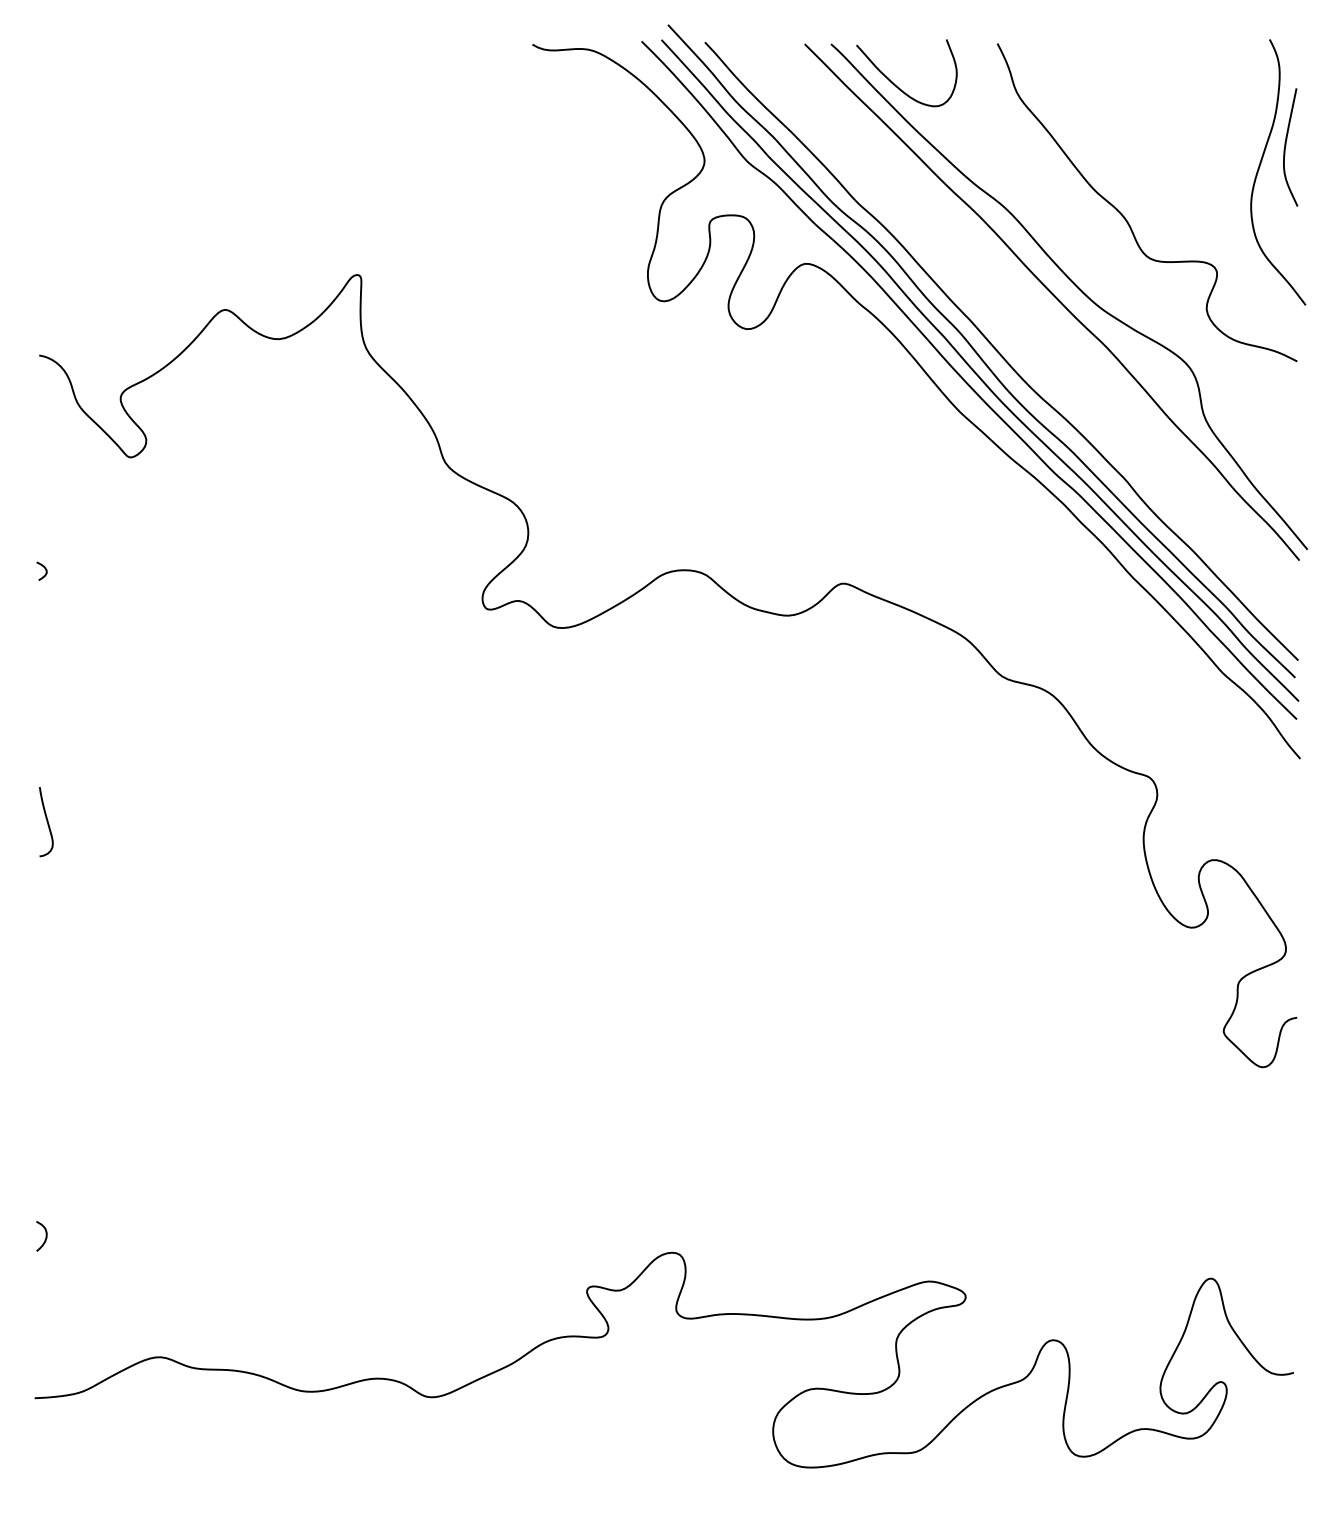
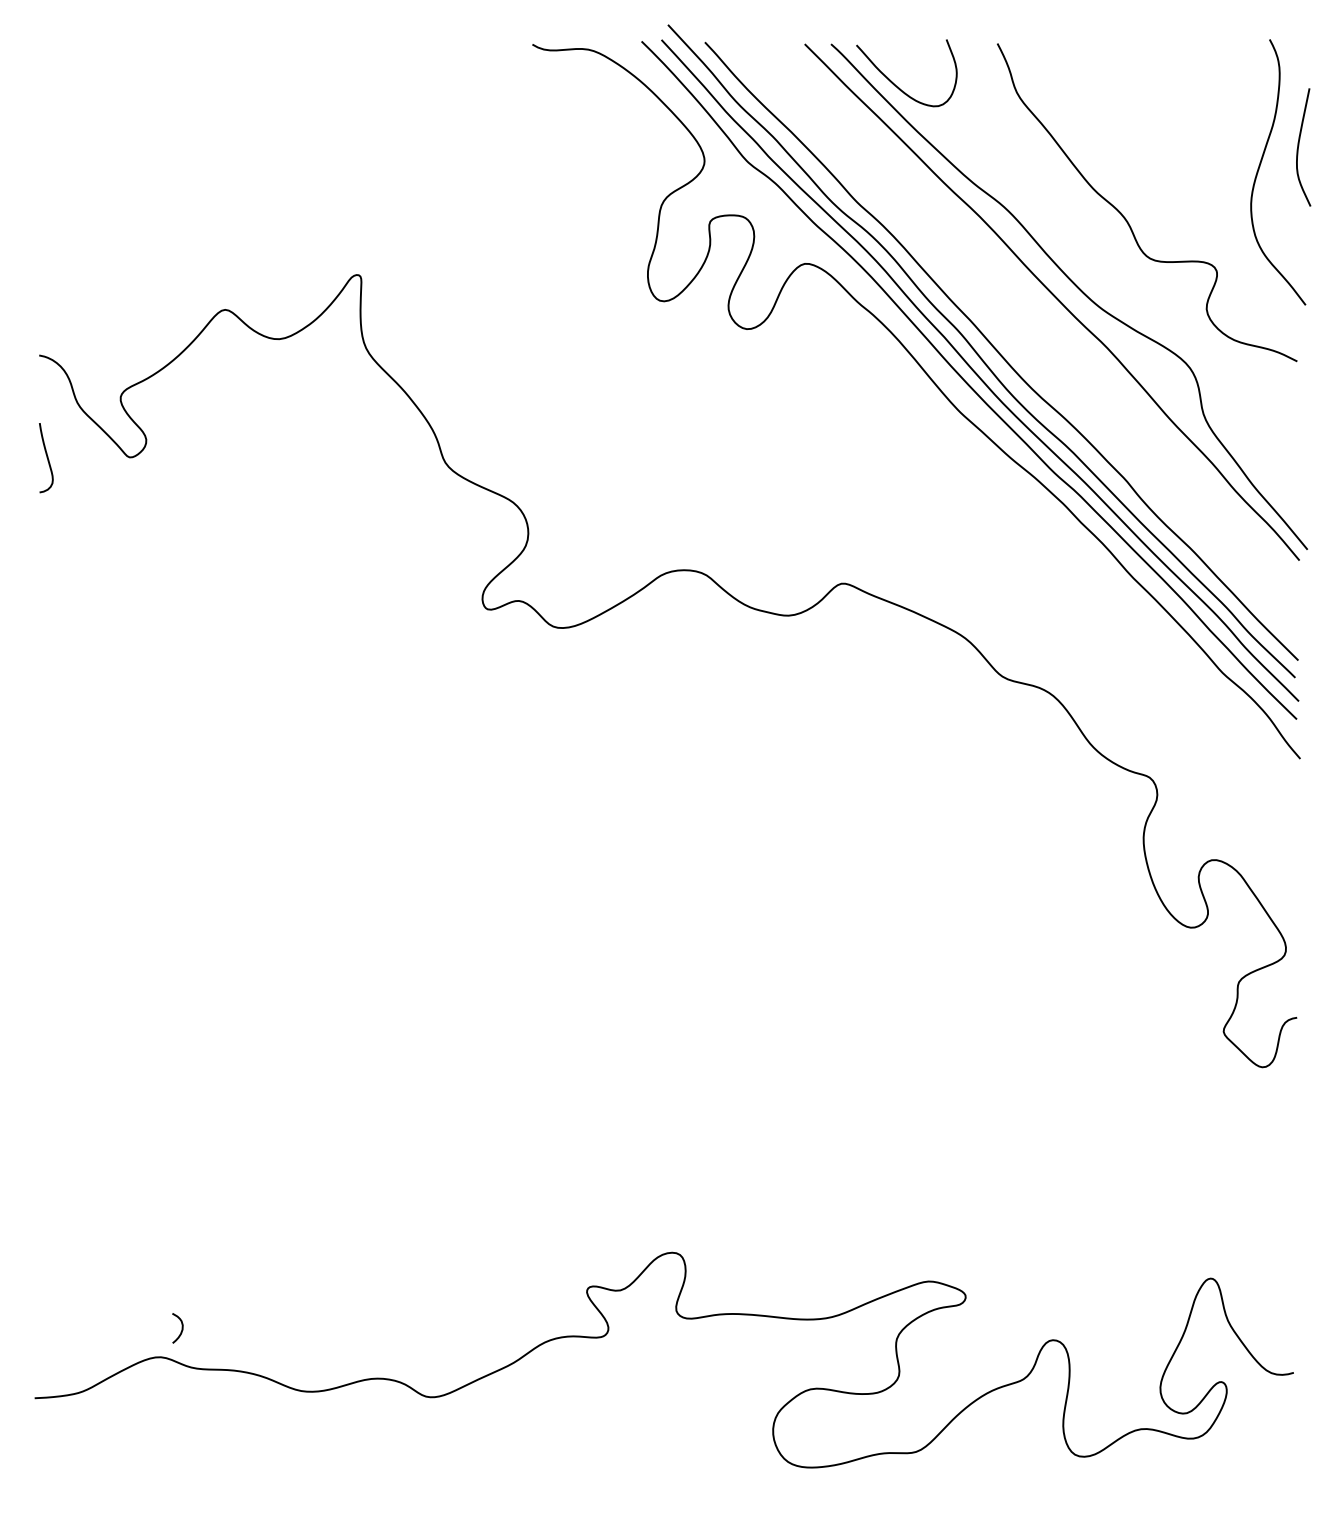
curve position: (1286, 146) -> (1299, 146) (1299, 146)
curve: present -> none (43, 567)
curve position: (46, 821) -> (46, 457) (46, 457)
curve position: (45, 1236) -> (181, 1328) (181, 1328)
